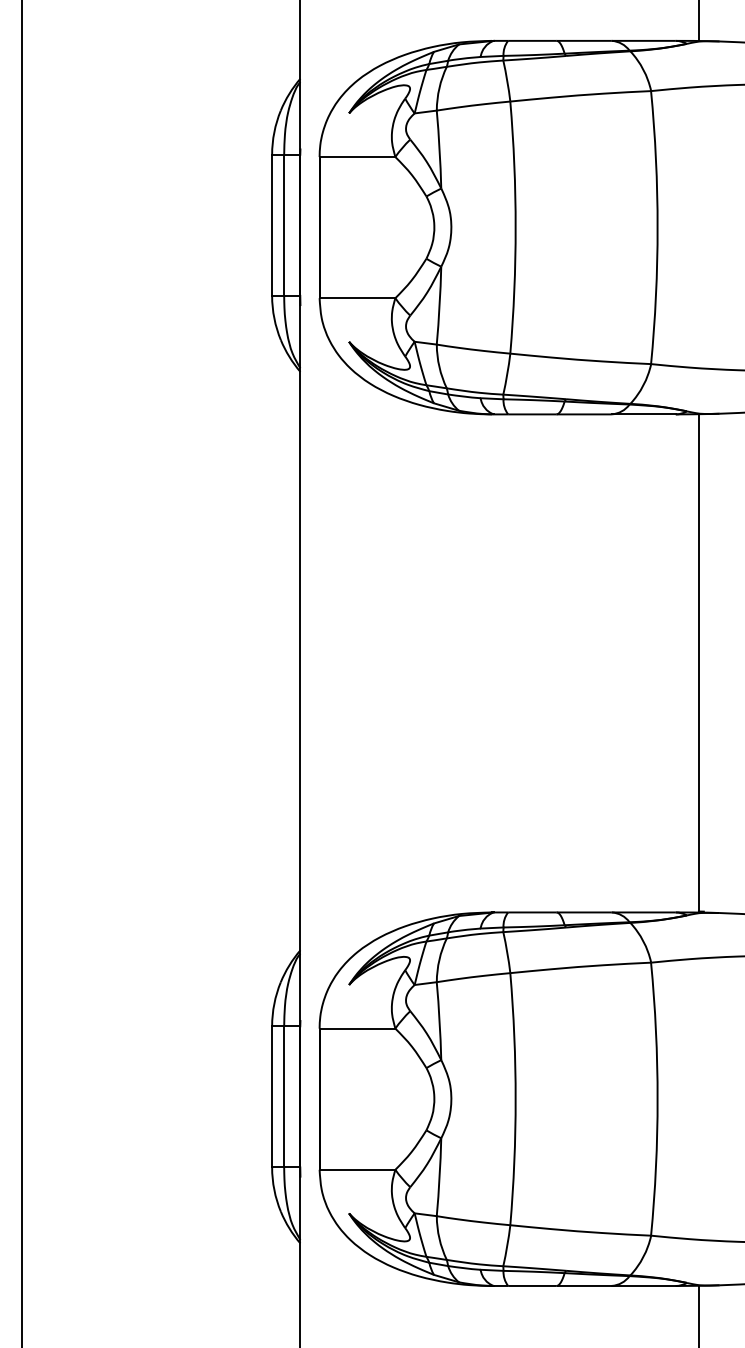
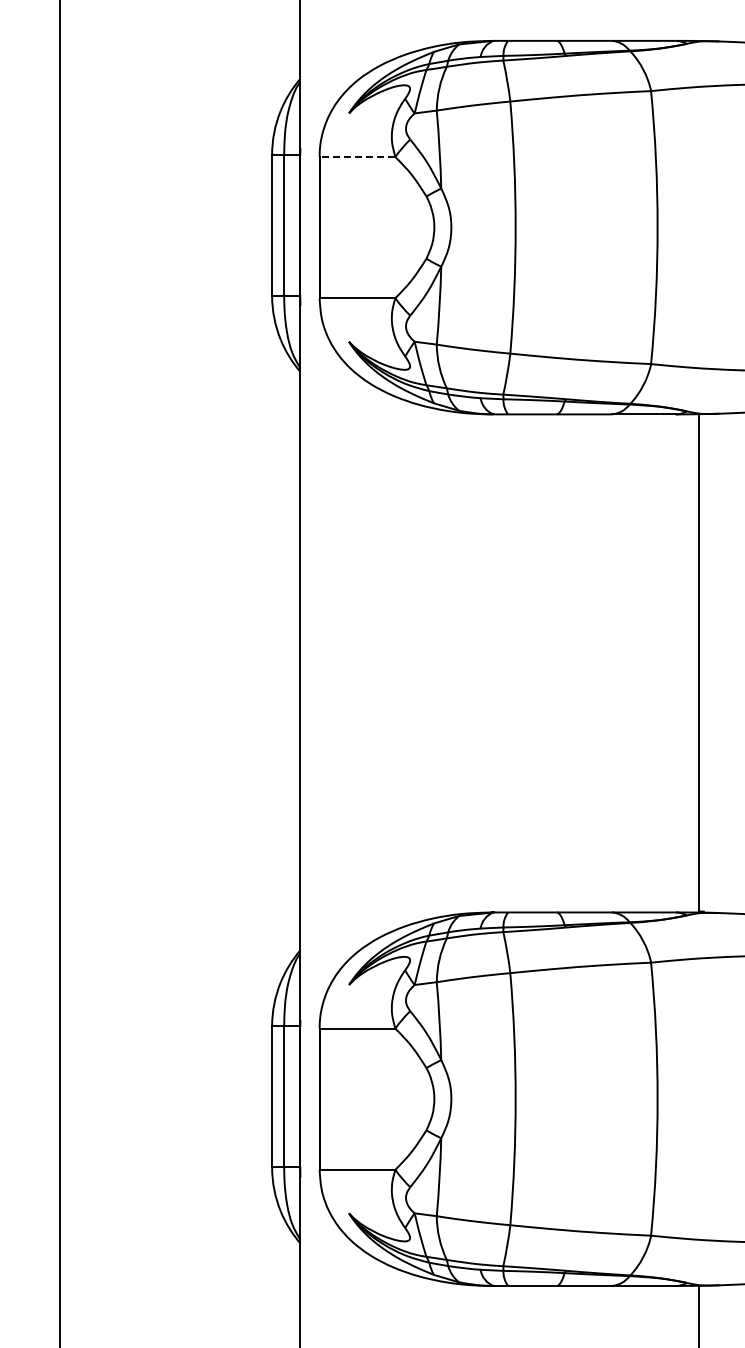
line: present -> none (698, 21)
line: solid -> dashed (357, 157)
line position: (22, 673) -> (60, 673) (60, 673)
